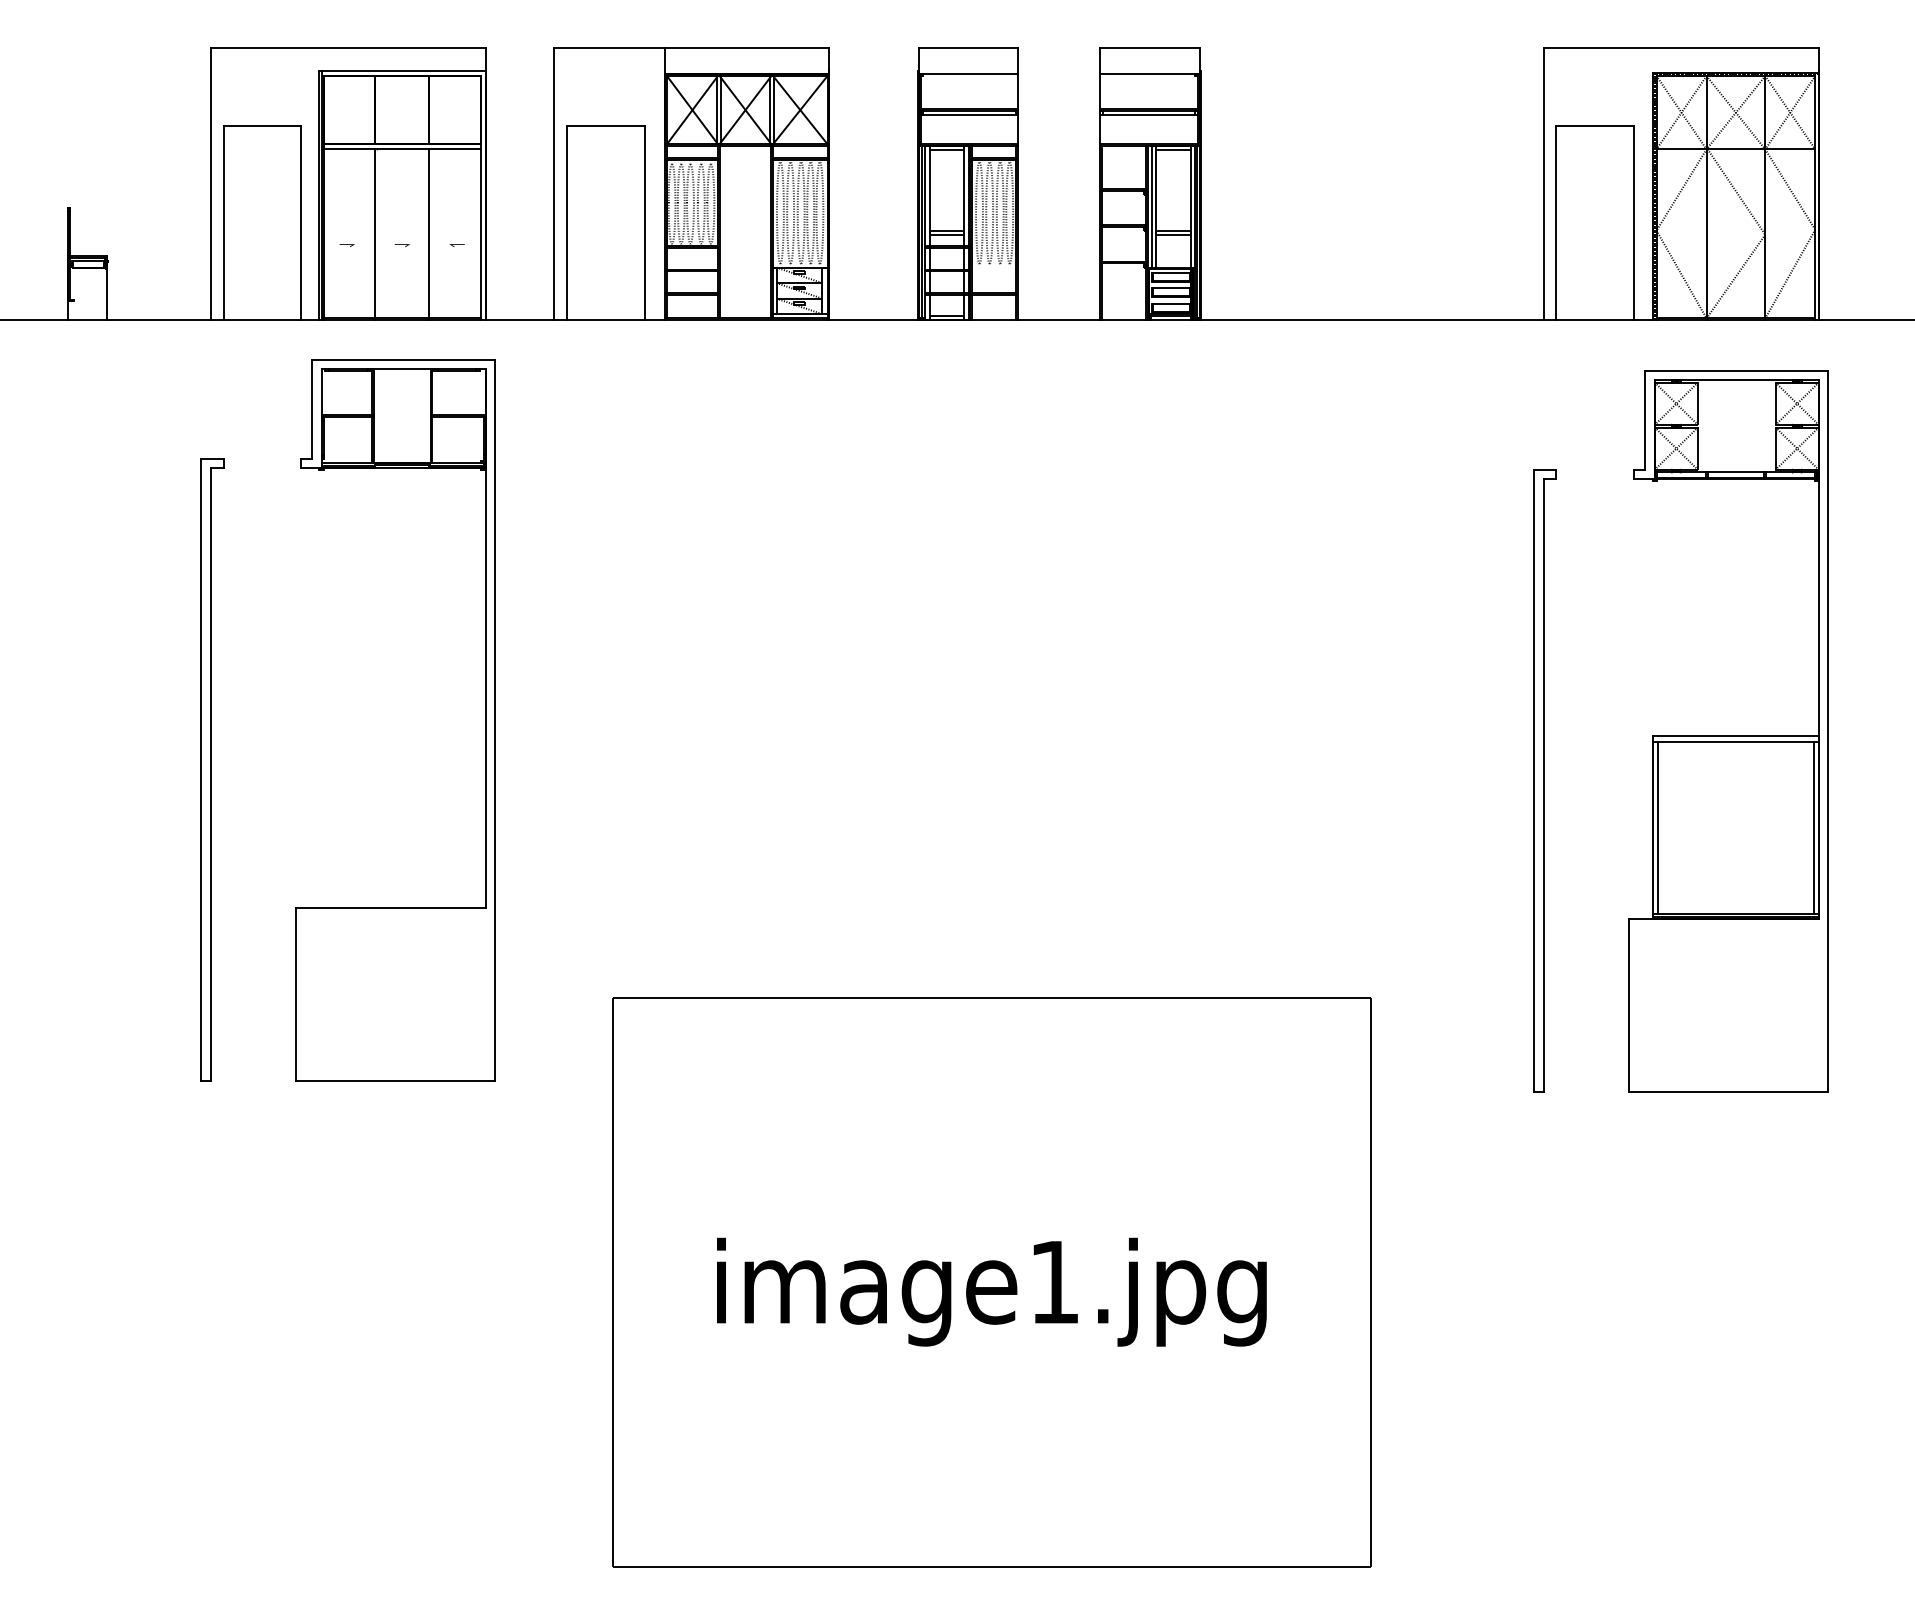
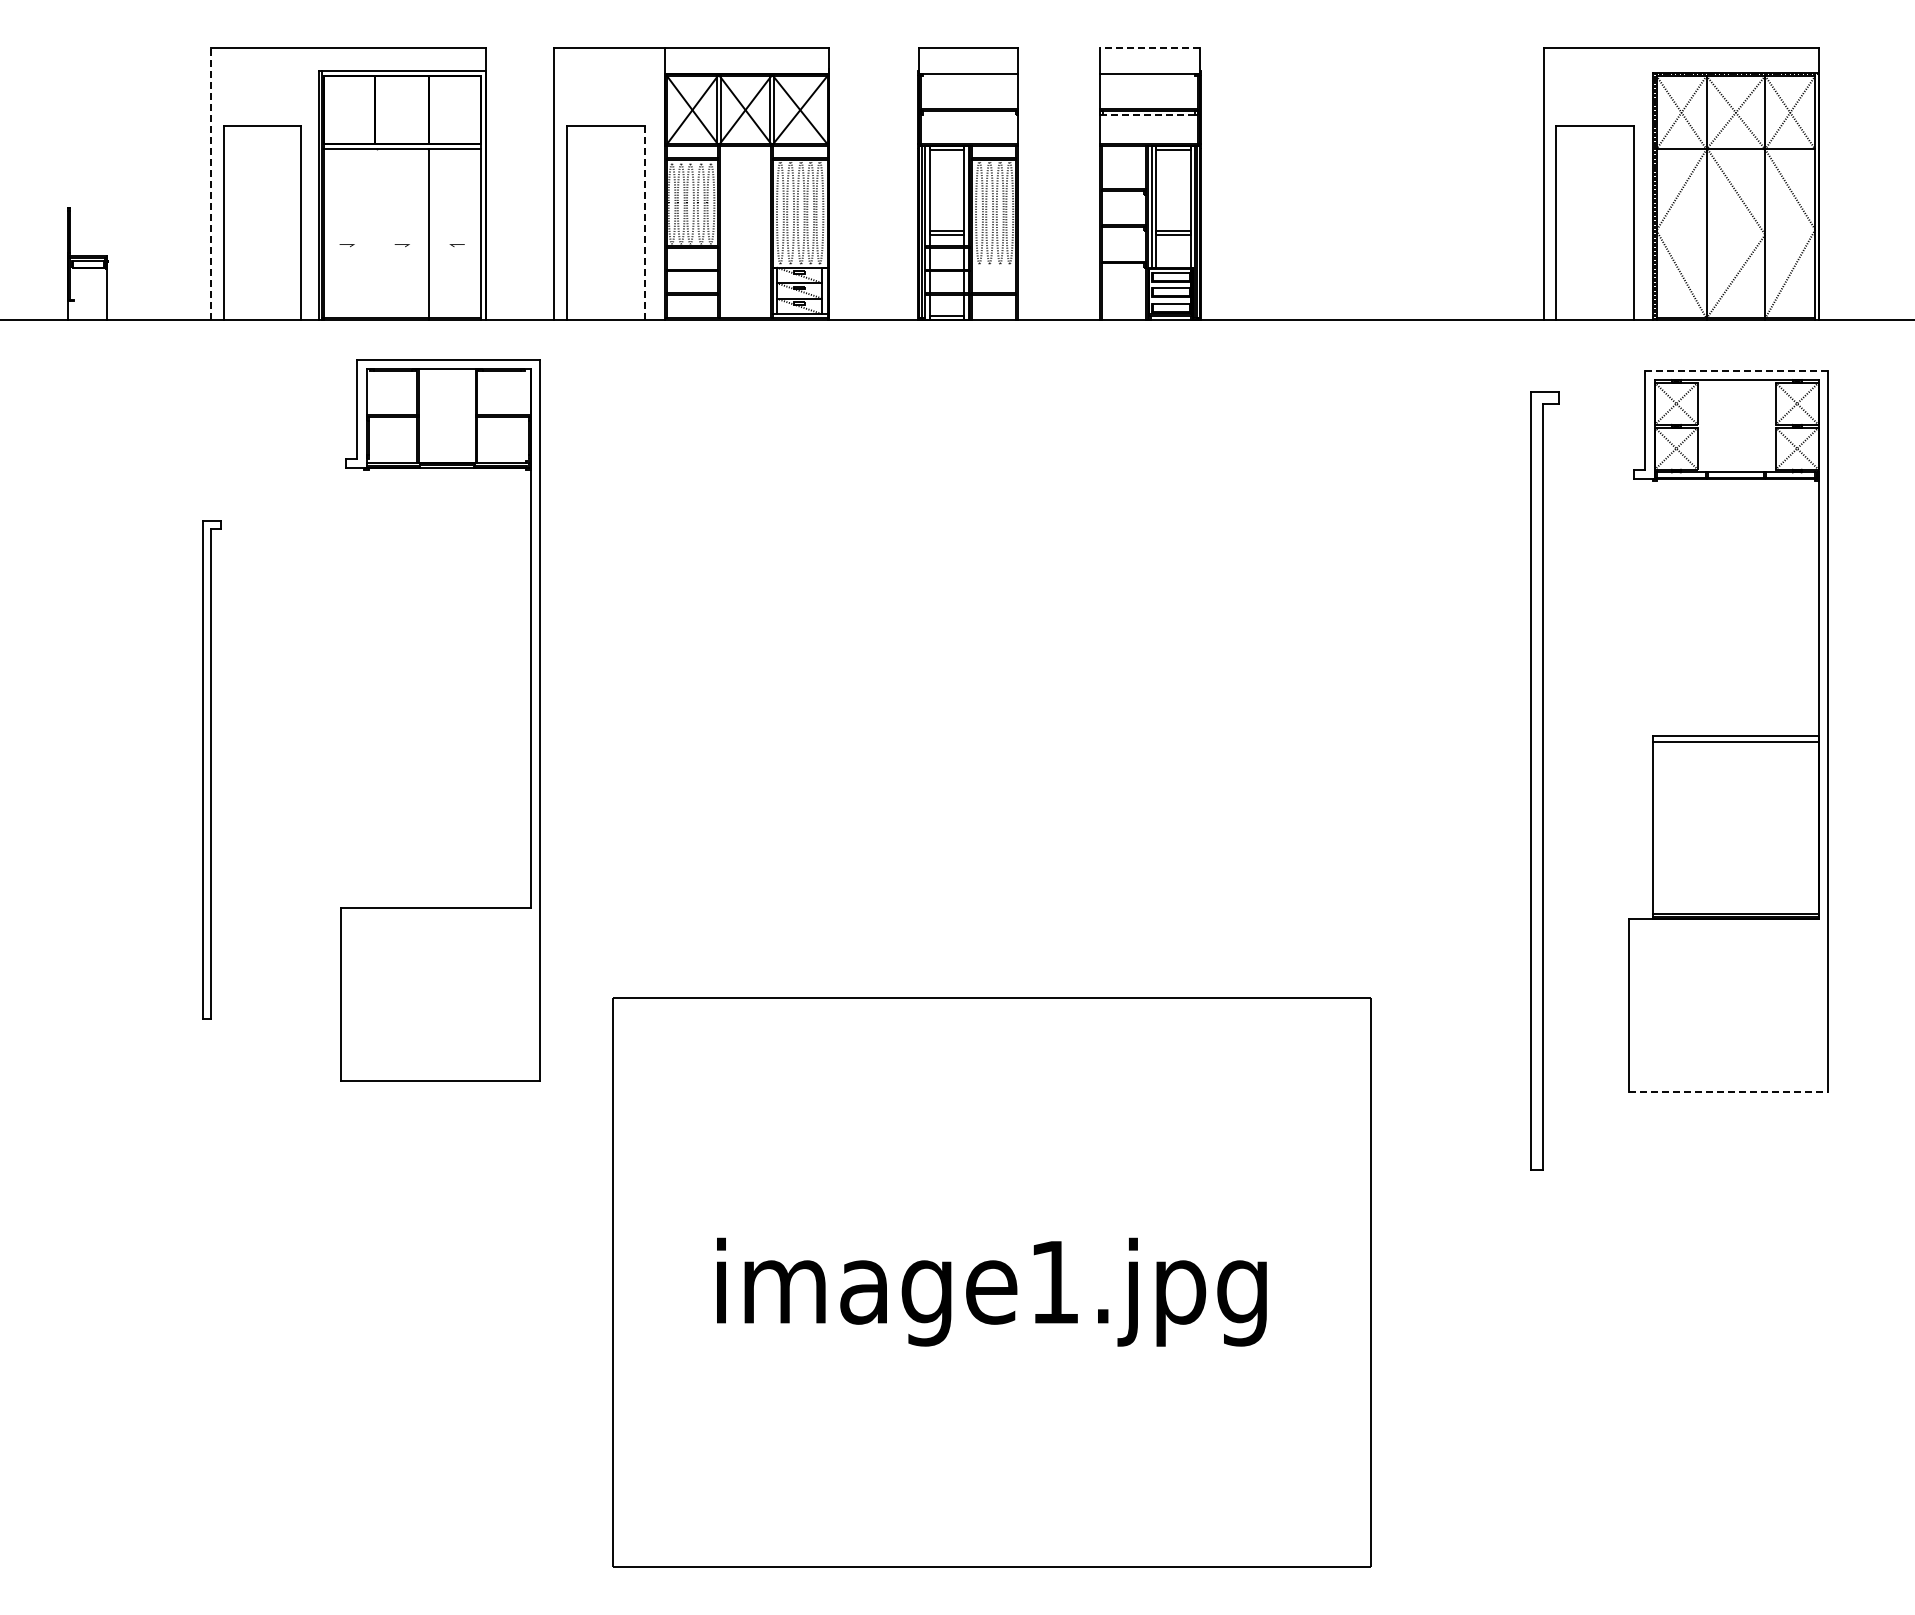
line: solid -> dashed (1149, 48)
line: present -> none (969, 115)
line: solid -> dashed (1148, 115)
line: solid -> dashed (210, 184)
line: solid -> dashed (644, 222)
line: present -> none (375, 234)
line: solid -> dashed (1737, 370)
part position: (485, 720) -> (530, 720) (530, 720)
part size: 25x624 px -> 20x500 px (211, 769)
part size: 24x624 px -> 30x780 px (1544, 780)
line: present -> none (1658, 827)
line: present -> none (1813, 827)
line: solid -> dashed (1728, 1091)
